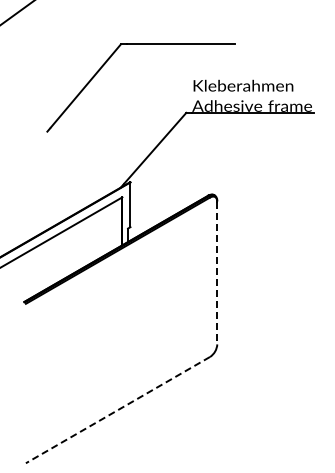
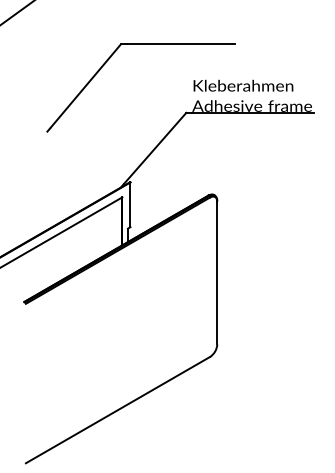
line: dashed -> solid (217, 273)
line: dashed -> solid (117, 410)
